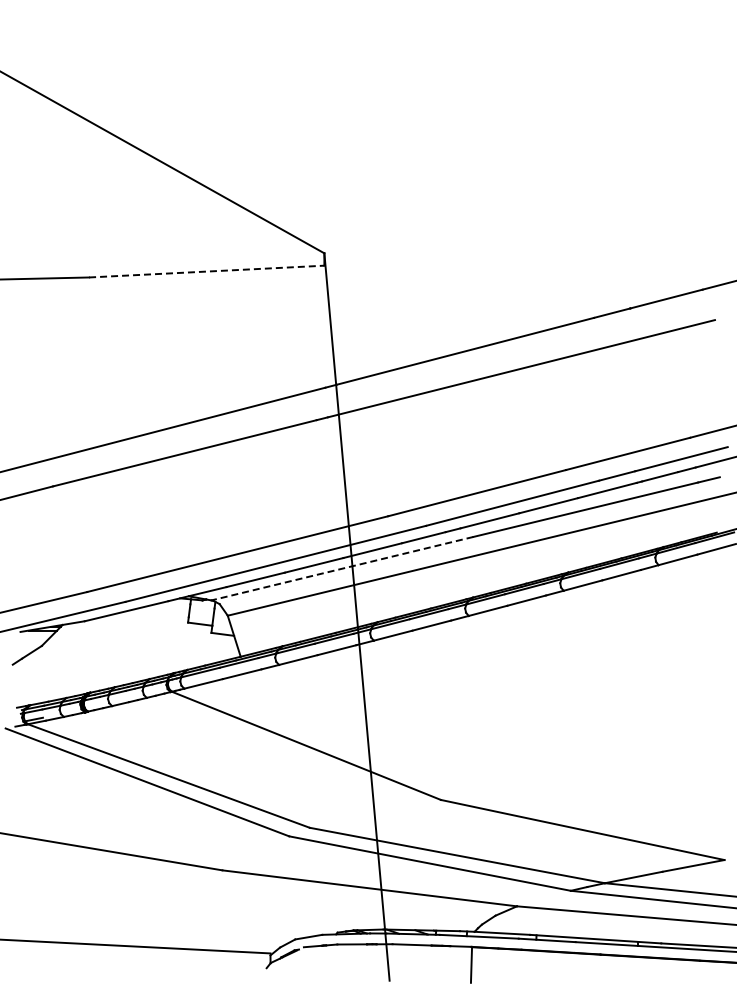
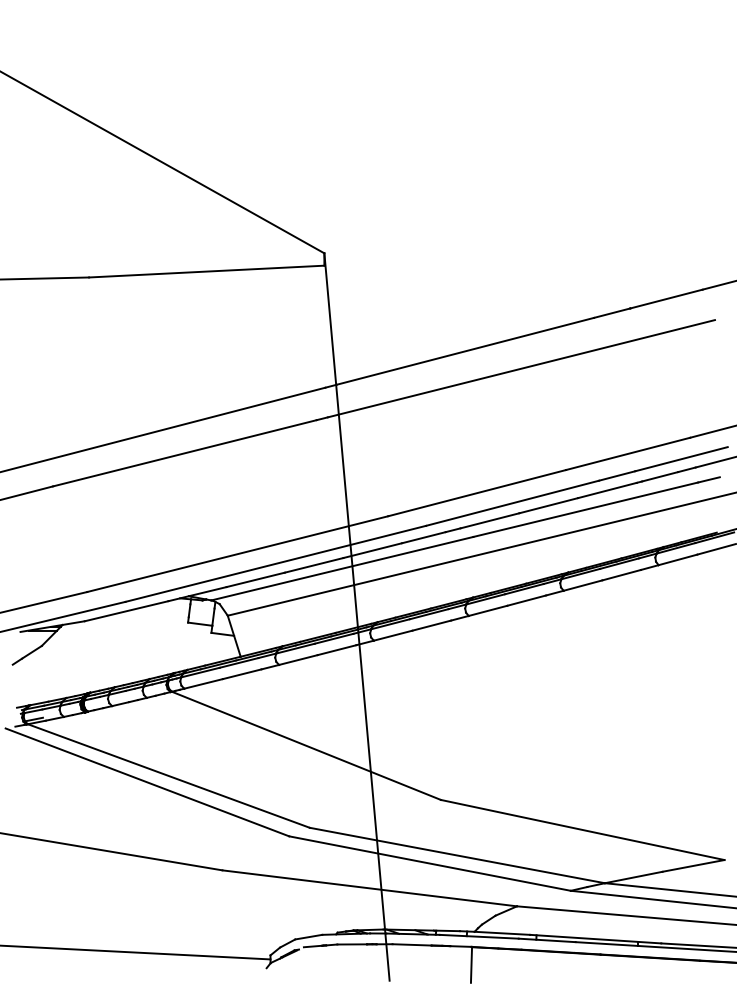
line: dashed -> solid (206, 271)
line: dashed -> solid (342, 568)
line position: (136, 946) -> (136, 952) (136, 952)
